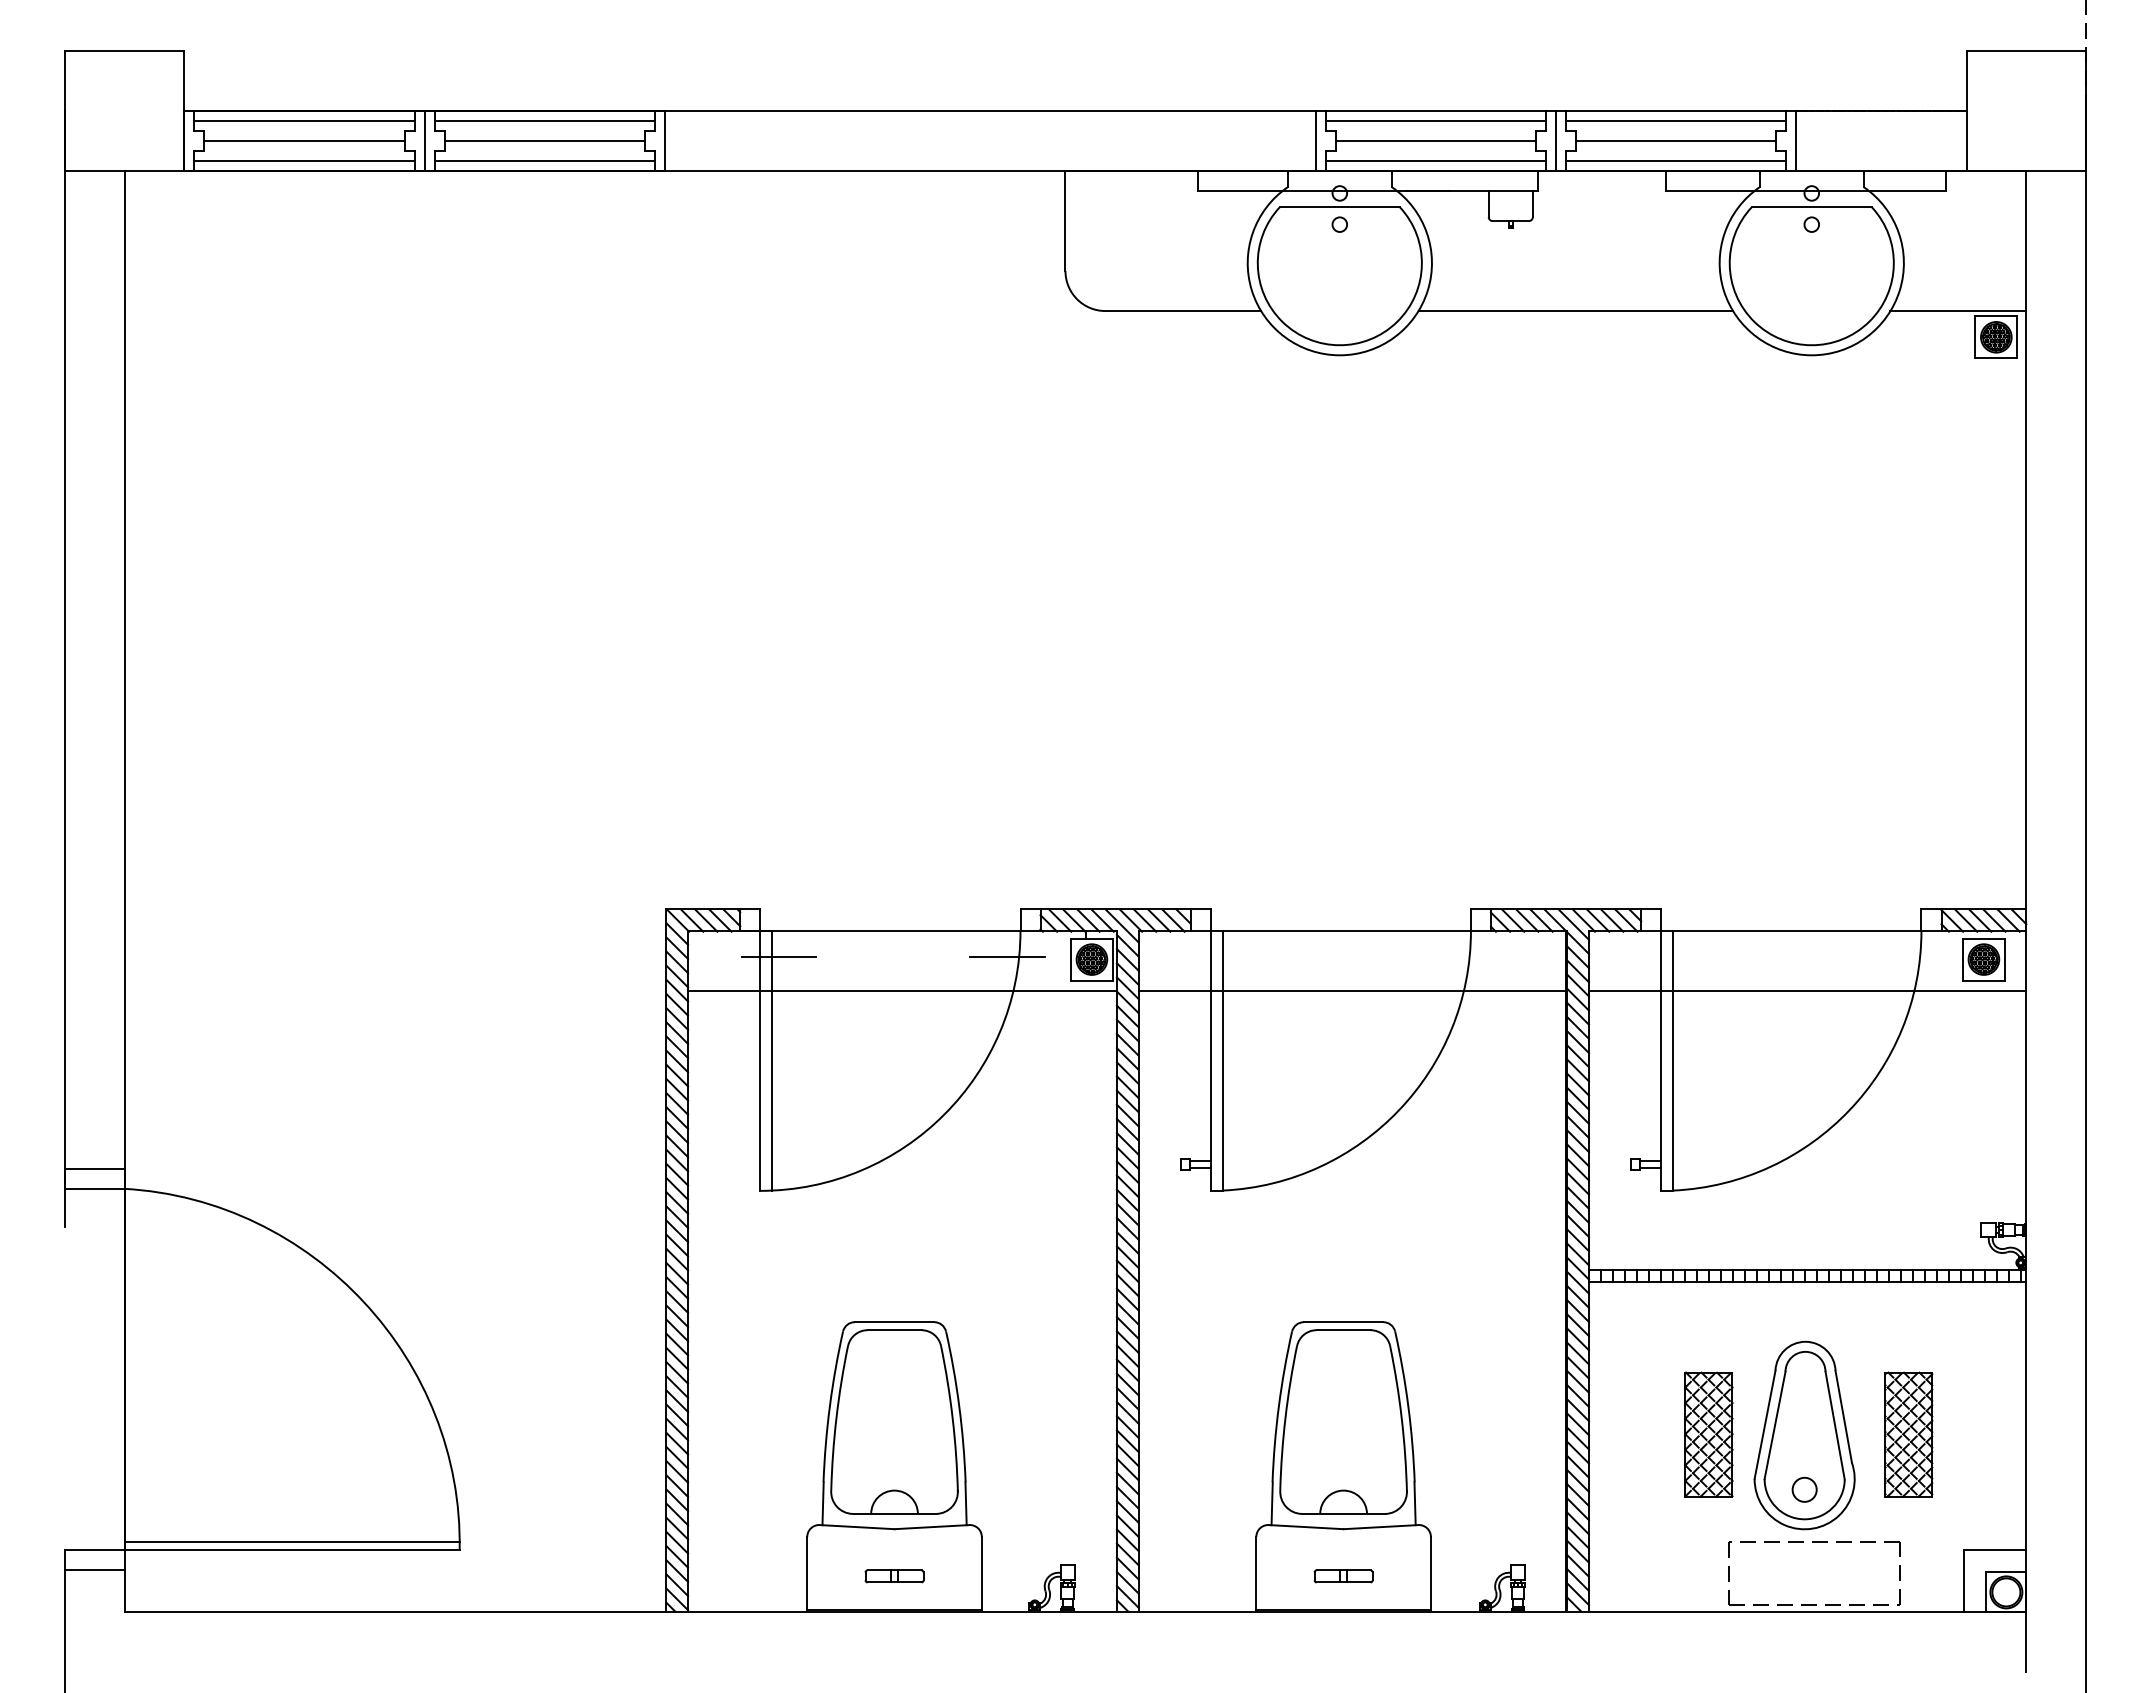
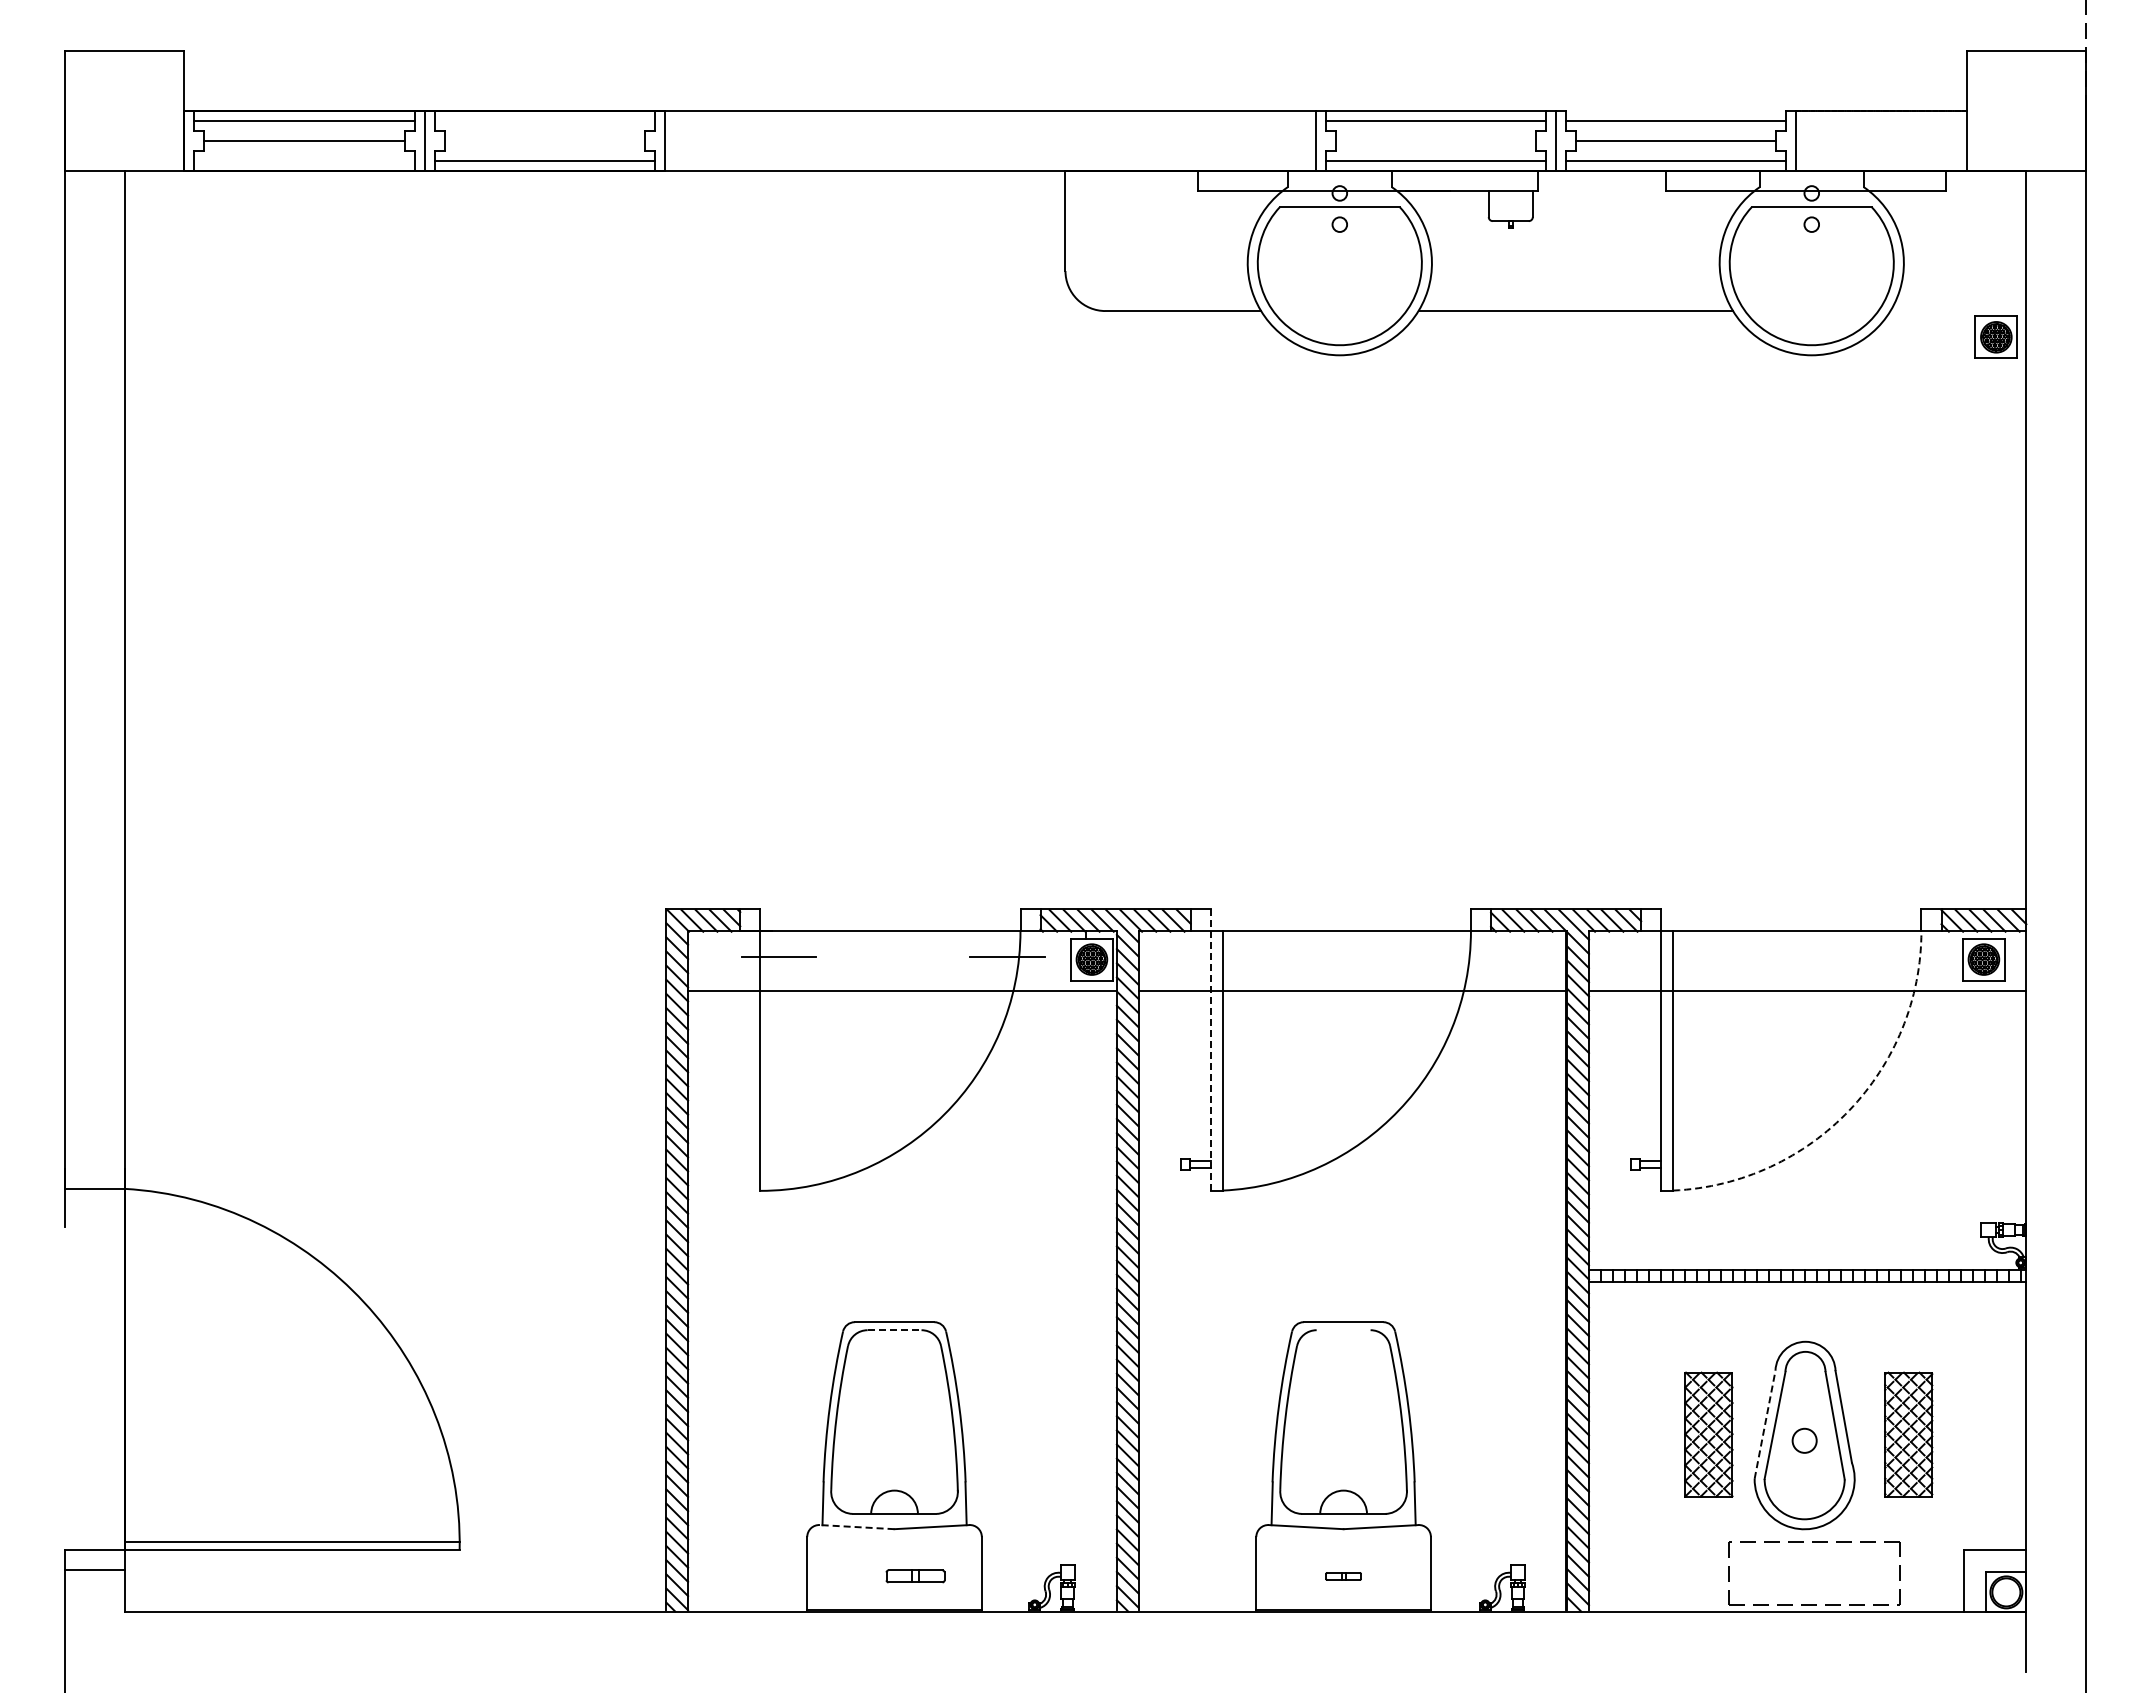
line: present -> none (1675, 111)
line: present -> none (544, 121)
line: present -> none (544, 141)
line: present -> none (1435, 141)
line: present -> none (304, 161)
line: present -> none (1958, 311)
line: solid -> dashed (1210, 1049)
line: present -> none (772, 1060)
arc: solid -> dashed (1849, 1110)
line: present -> none (94, 1169)
line: solid -> dashed (894, 1330)
line: present -> none (1343, 1330)
line: solid -> dashed (1765, 1424)
circle position: (1804, 1489) -> (1804, 1440) (1804, 1440)
line: solid -> dashed (856, 1527)
part position: (894, 1576) -> (915, 1576) (915, 1576)
part size: 61x15 px -> 37x9 px (1343, 1576)
